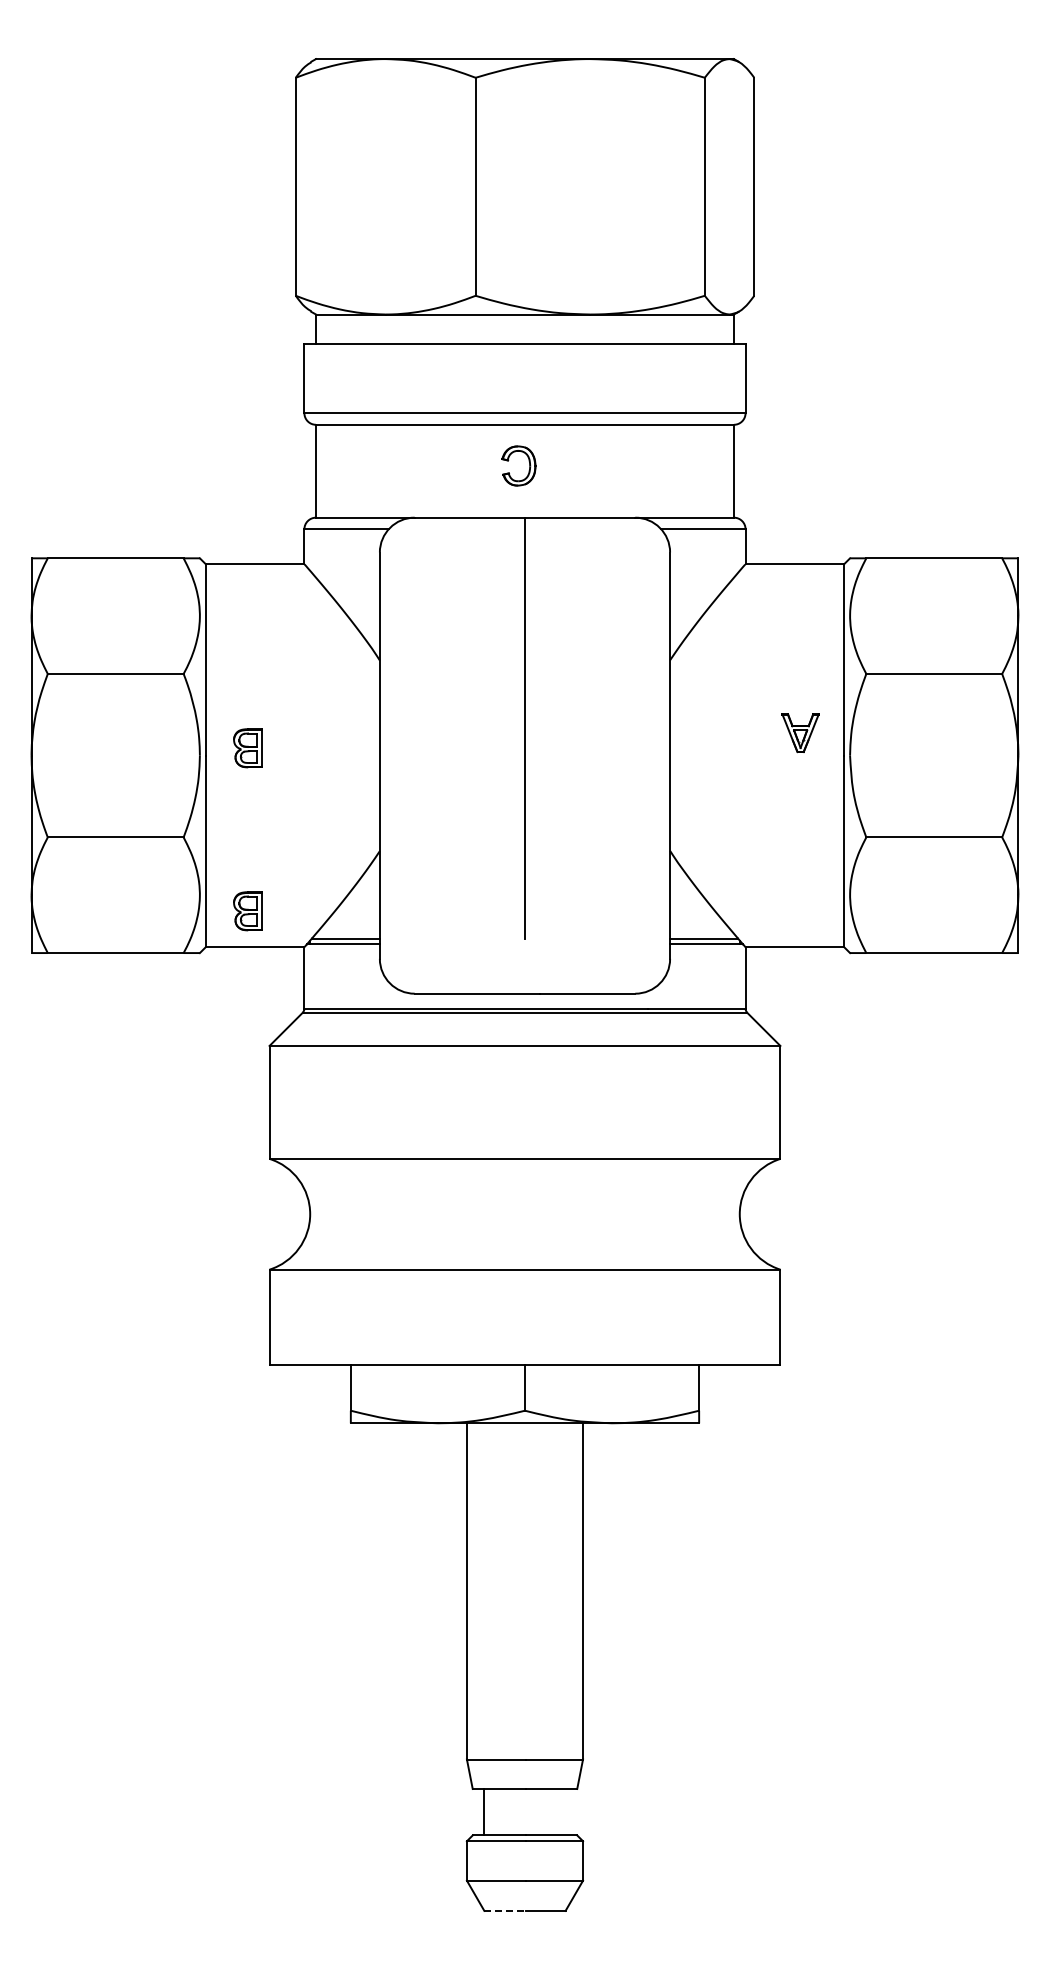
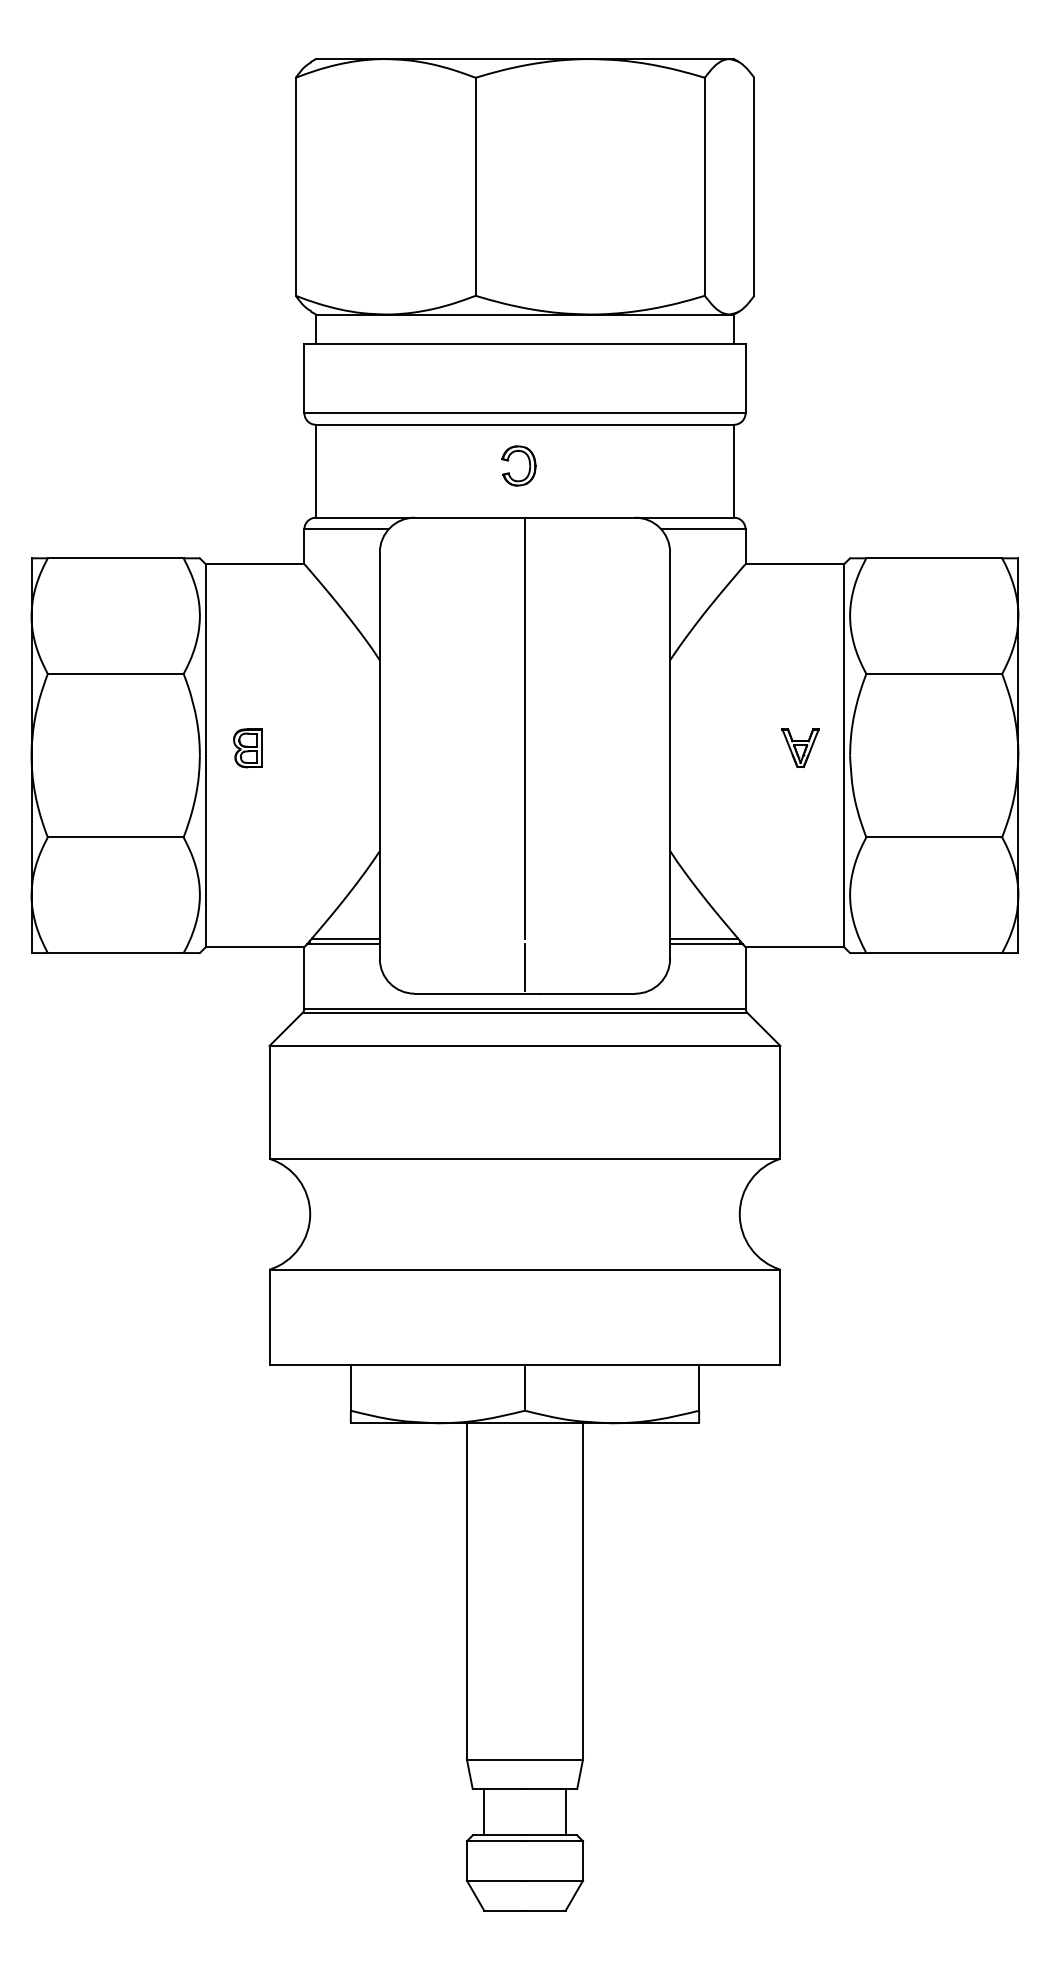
part position: (800, 733) -> (800, 748) (800, 748)
part: present -> none (247, 911)
line: none -> present (524, 967)
line: none -> present (565, 1811)
line: dashed -> solid (505, 1910)
